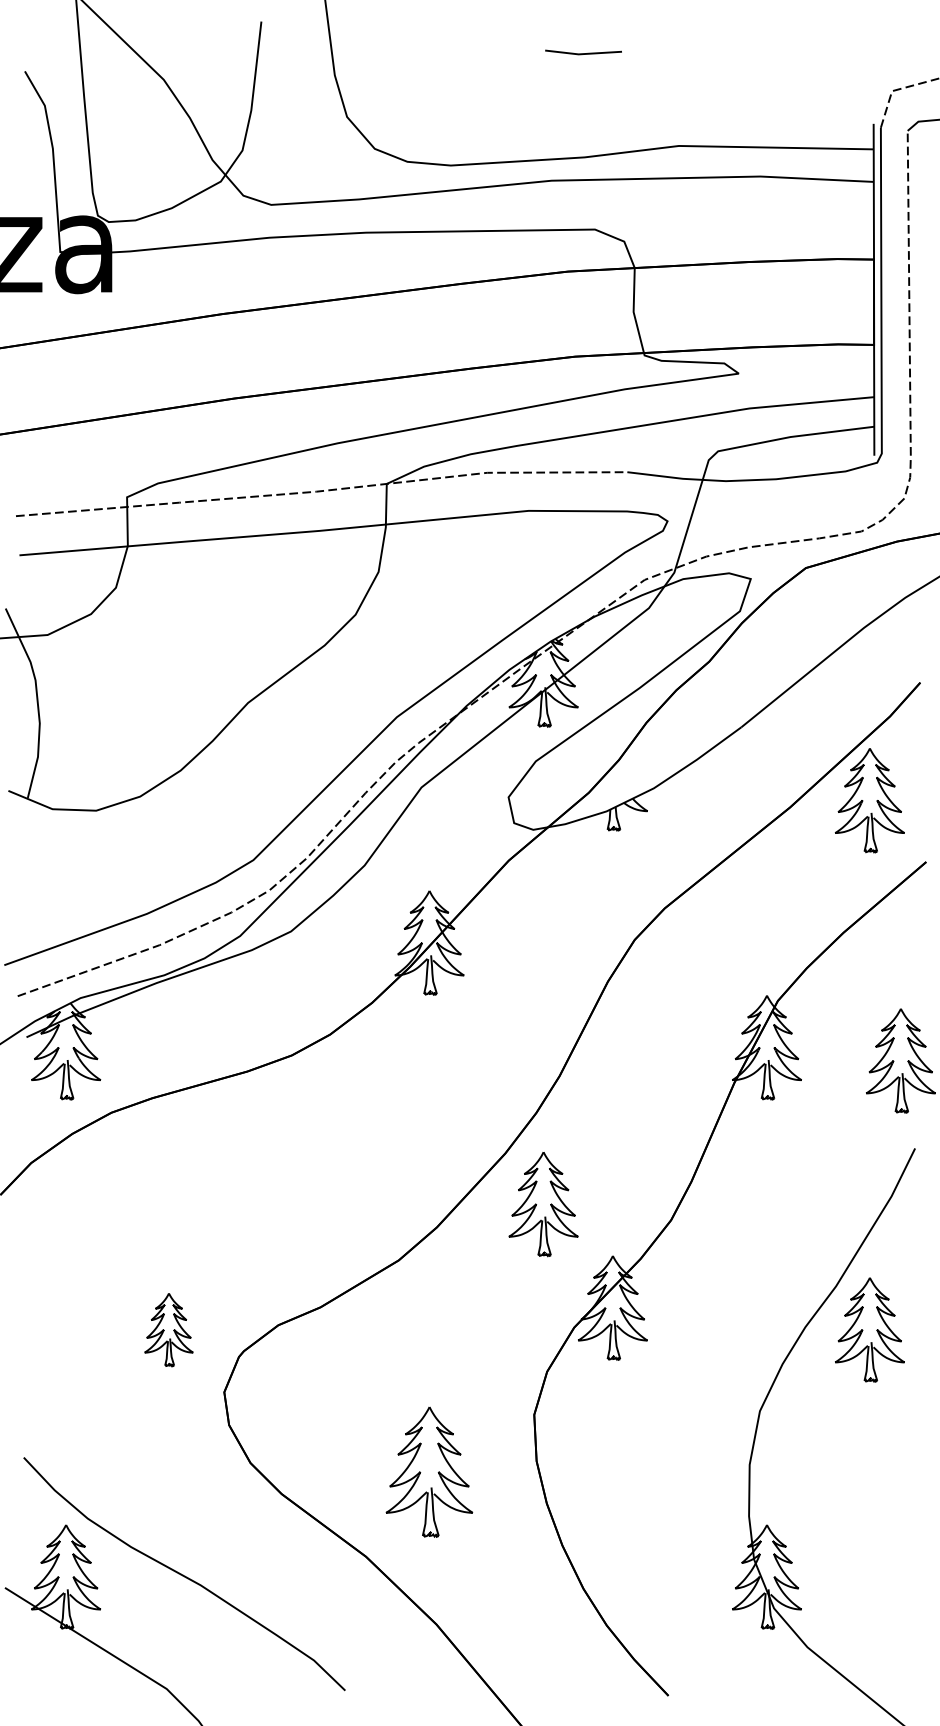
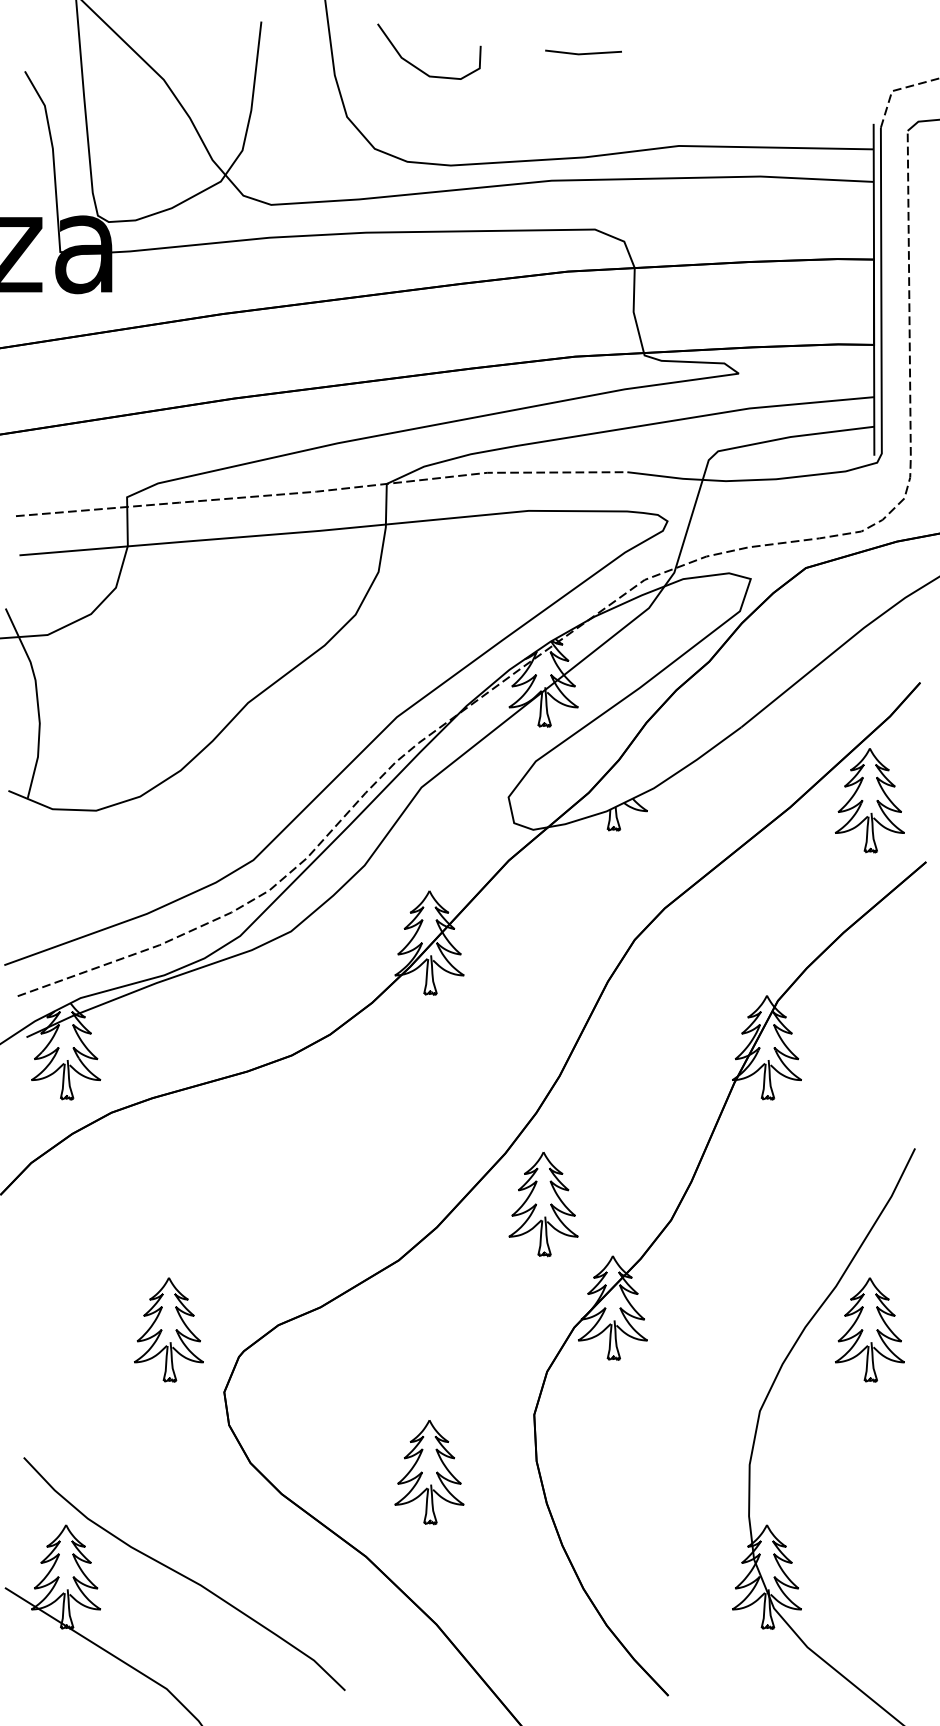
curve: none -> present (418, 67)
part: present -> none (900, 1060)
part size: 50x75 px -> 70x106 px (168, 1329)
part size: 89x132 px -> 71x106 px (429, 1472)
